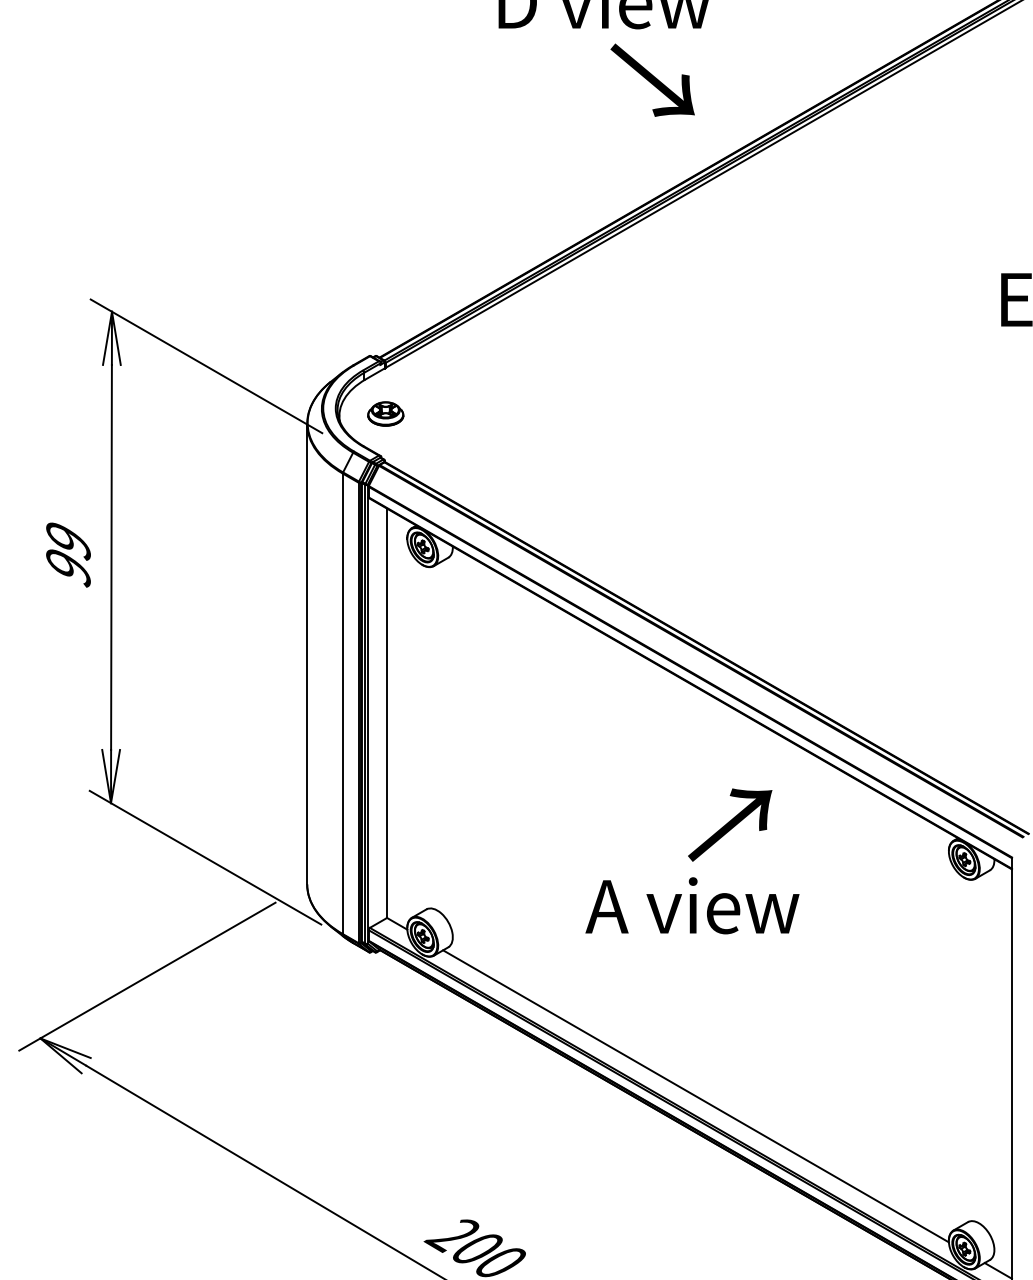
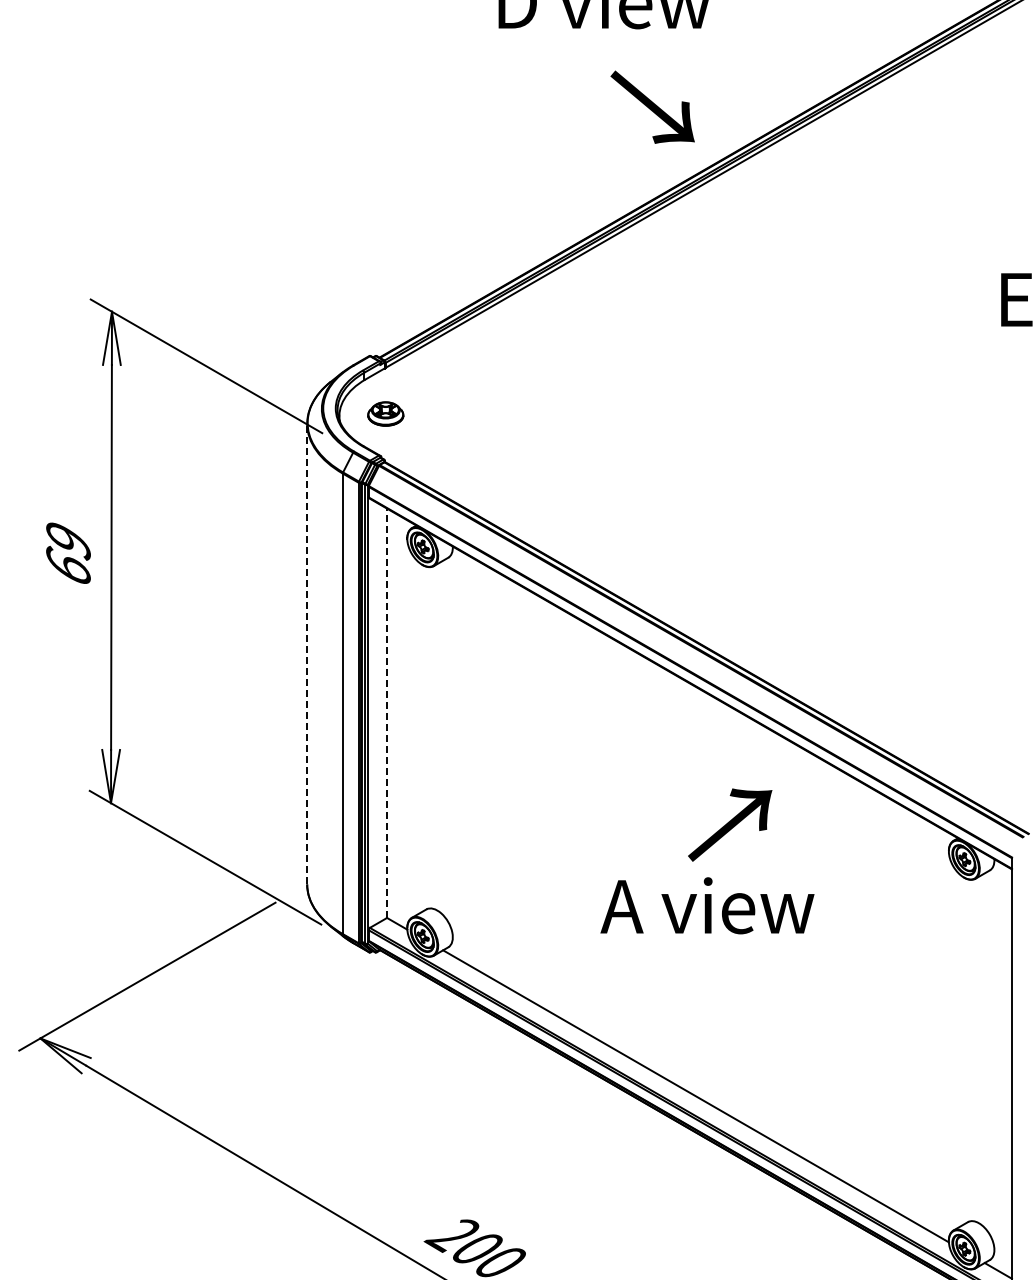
text position: (652, 79) -> (652, 106) (652, 106)
text: 99 -> 69 (68, 566)
line: solid -> dashed (307, 653)
line: solid -> dashed (386, 713)
text position: (692, 905) -> (707, 905) (707, 905)
